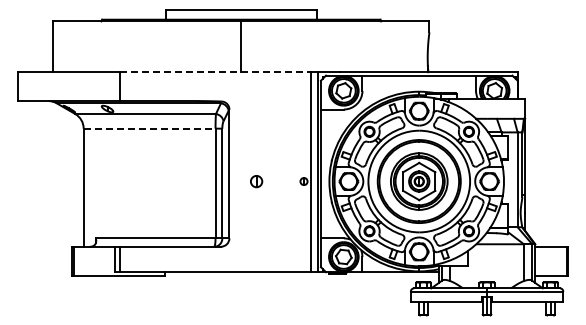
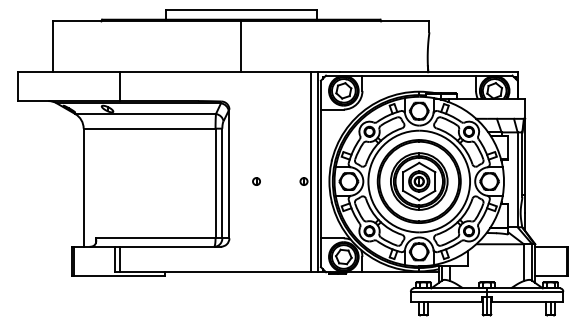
line: dashed -> solid (216, 72)
line: dashed -> solid (149, 128)
part size: 14x14 px -> 9x9 px (256, 181)
